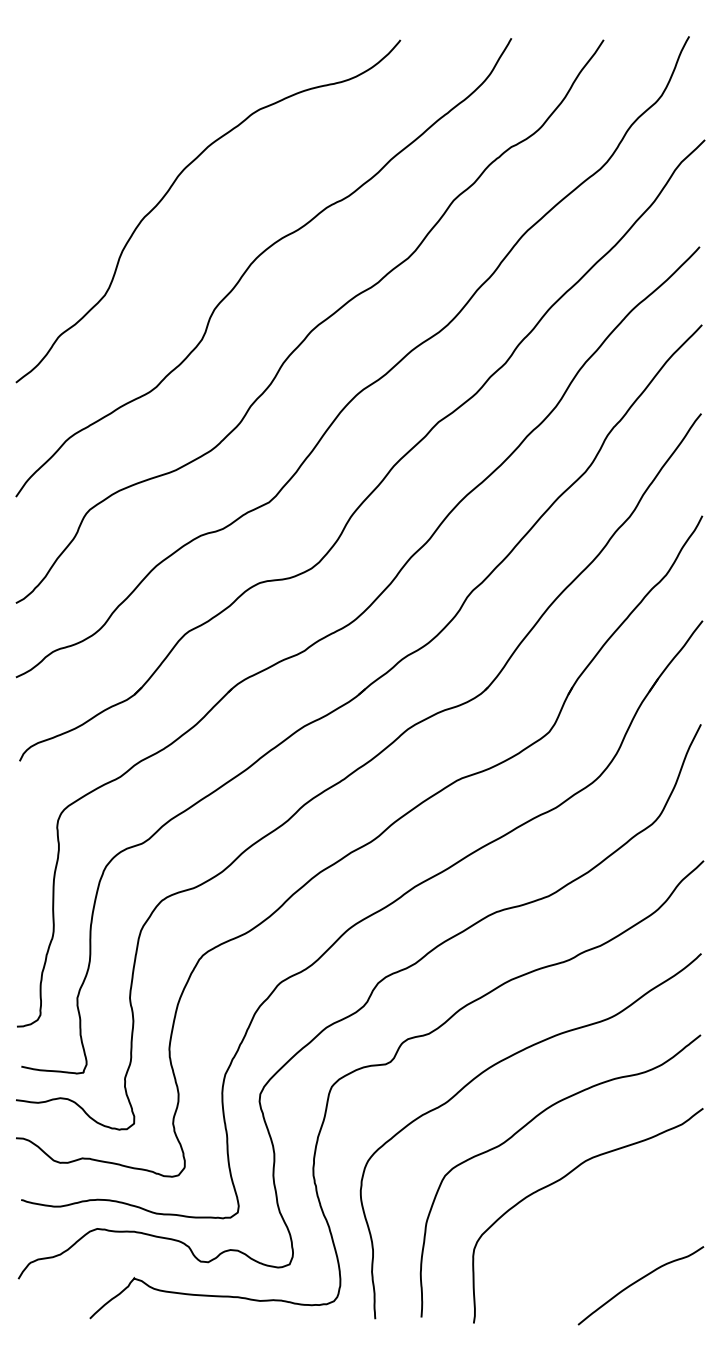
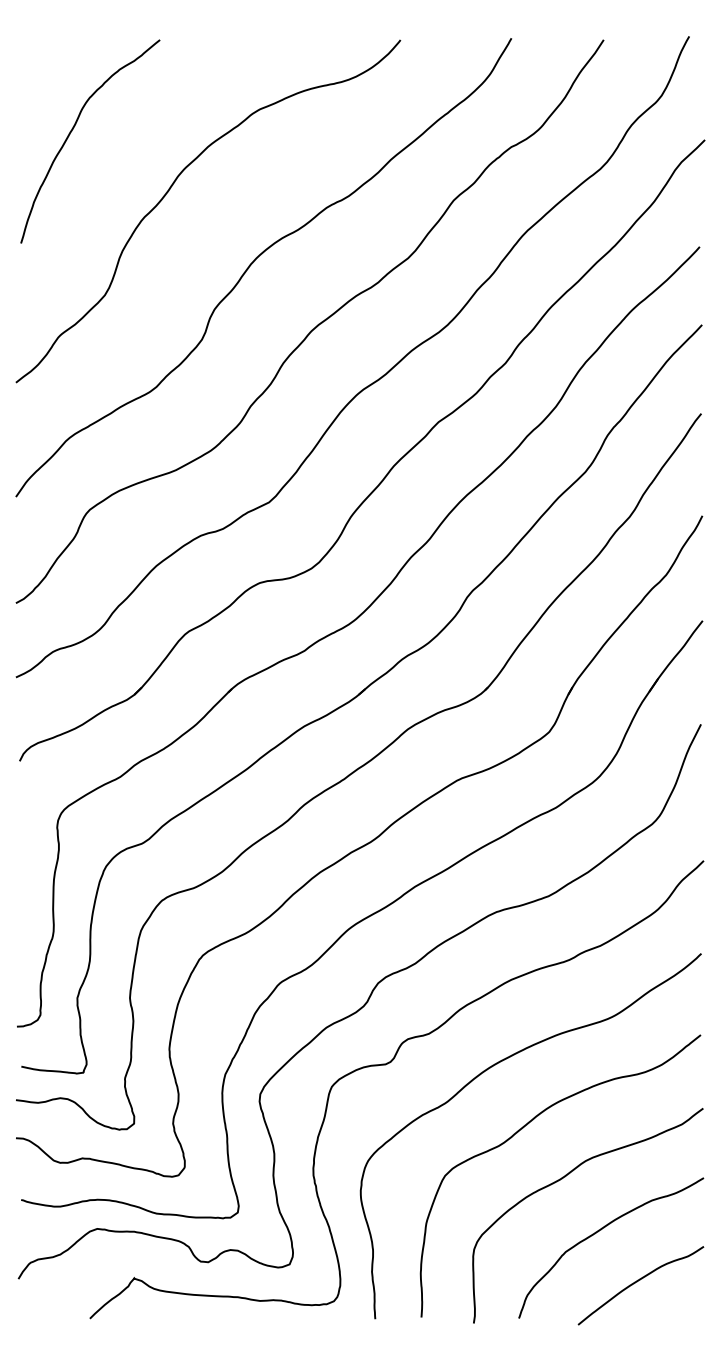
curve: none -> present (72, 131)
curve: none -> present (601, 1230)
